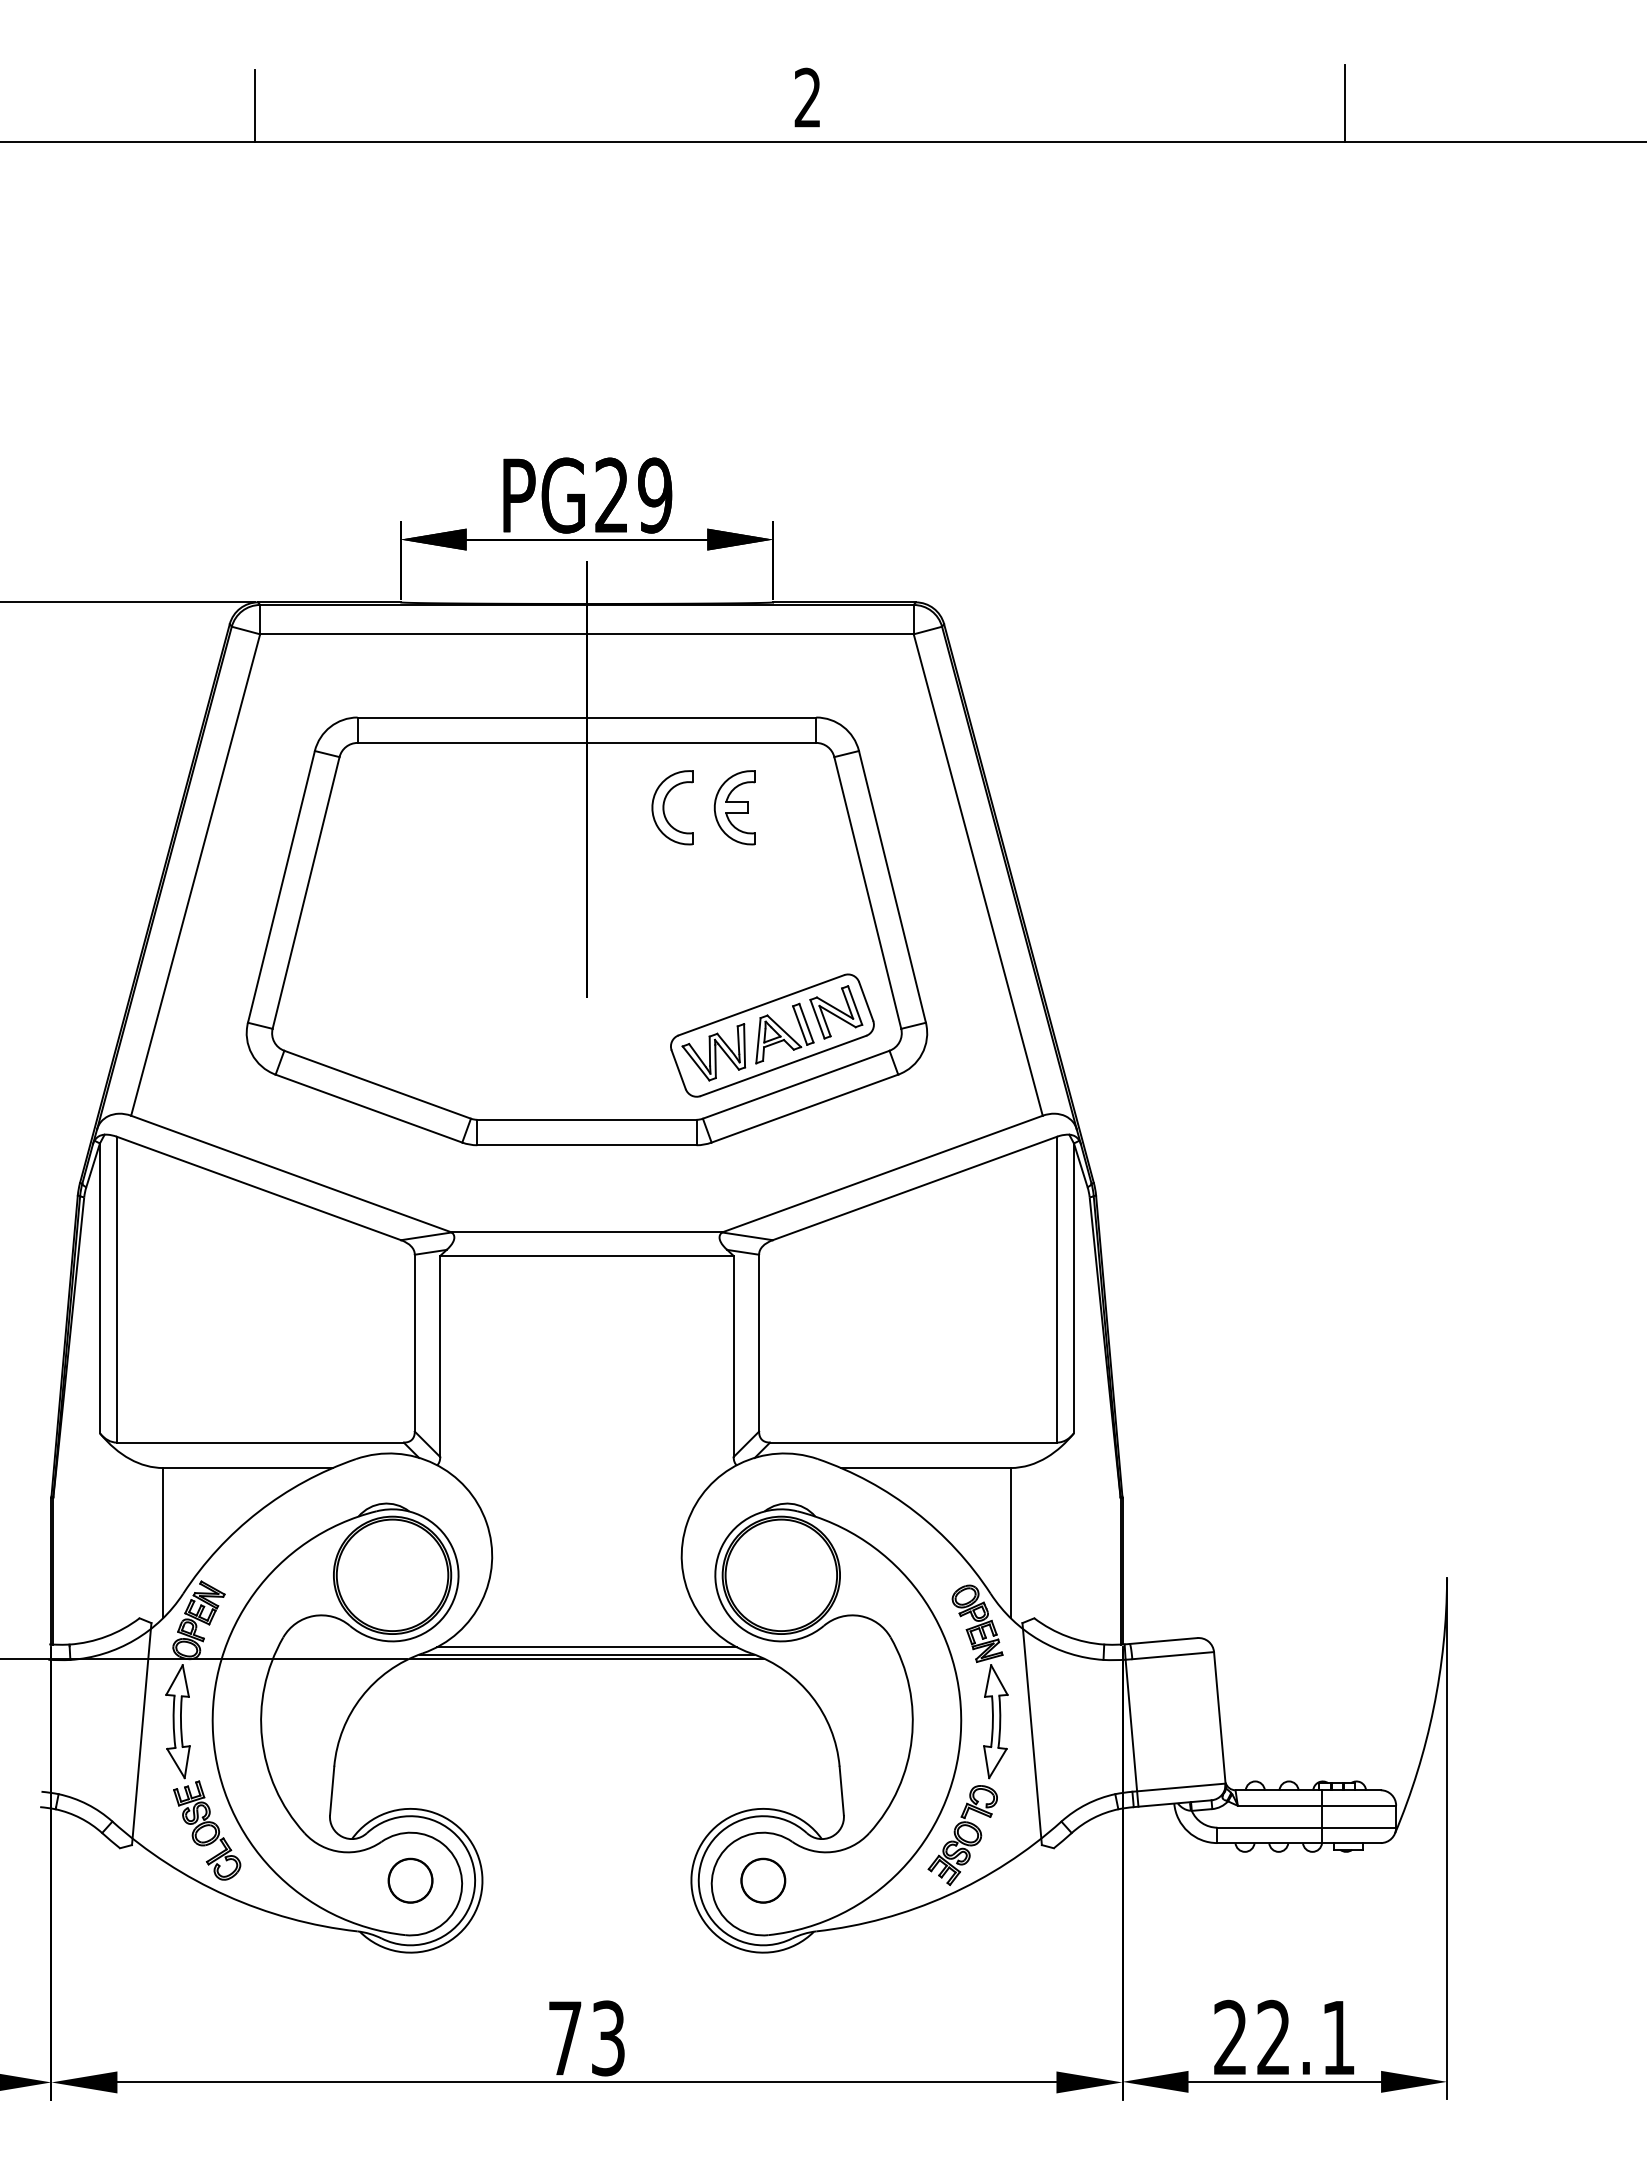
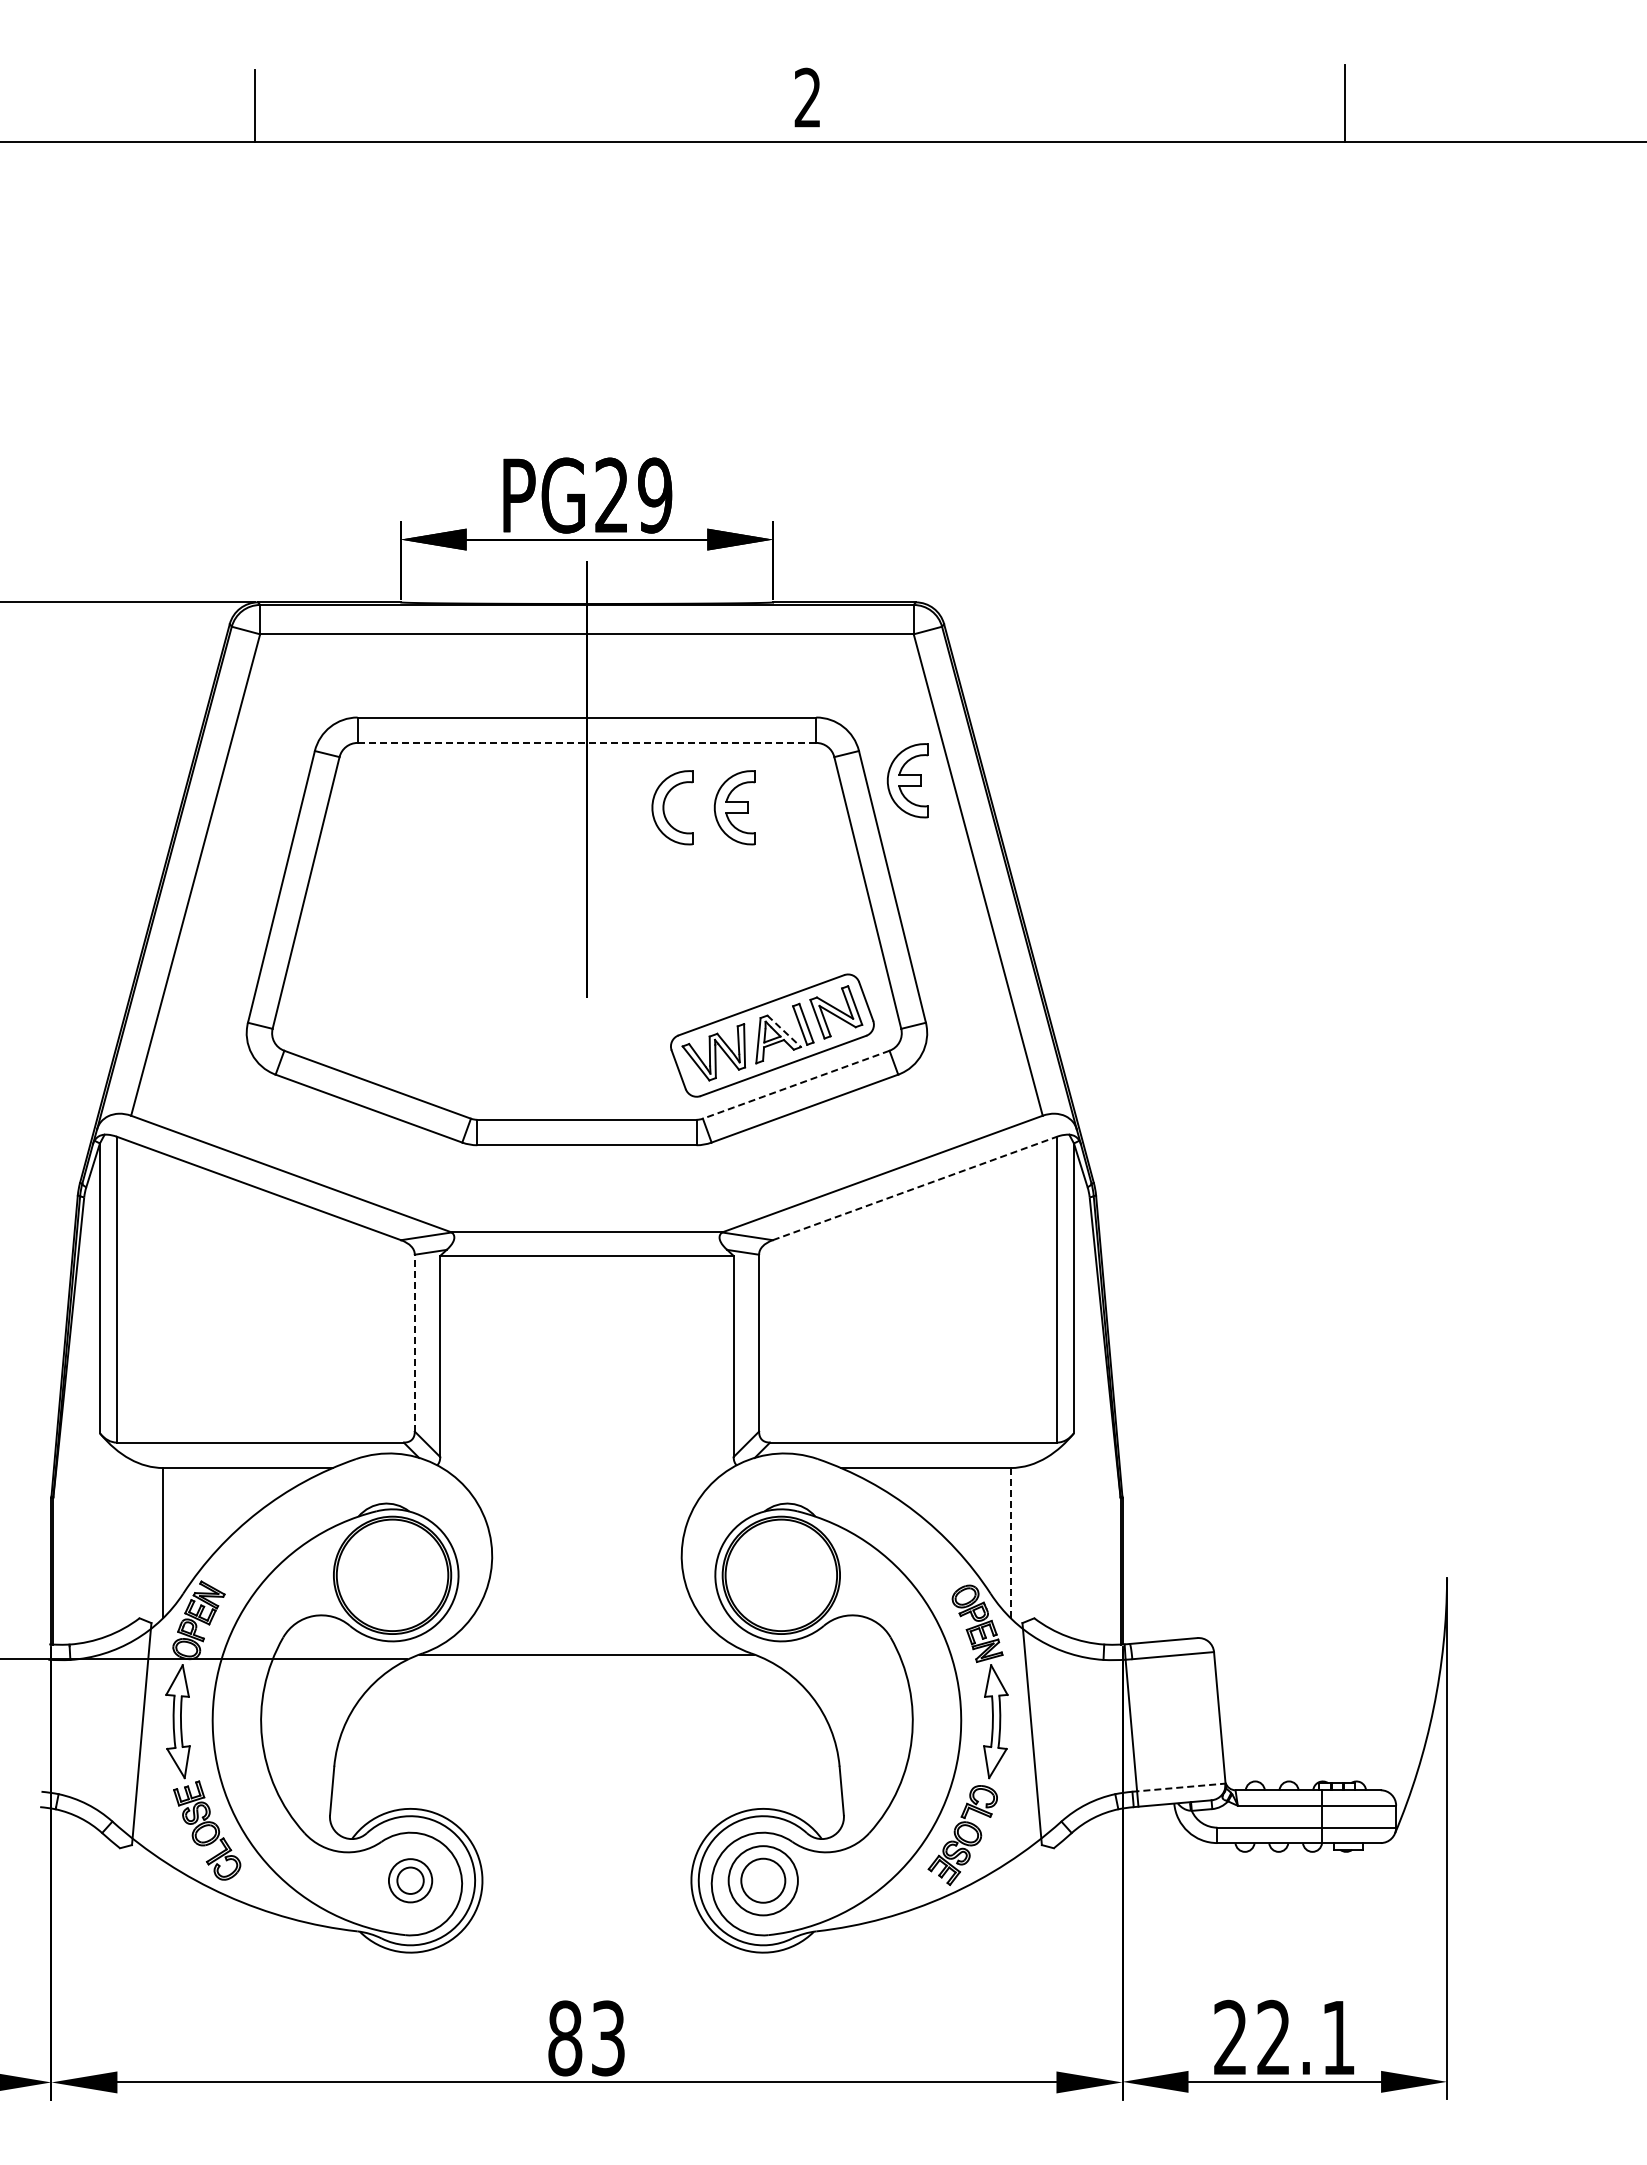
line: solid -> dashed (587, 742)
part: none -> present (907, 780)
line: solid -> dashed (784, 1031)
line: solid -> dashed (795, 1084)
line: solid -> dashed (915, 1188)
line: solid -> dashed (414, 1342)
line: solid -> dashed (1010, 1542)
line: present -> none (586, 1647)
line: present -> none (586, 1658)
line: solid -> dashed (1178, 1787)
circle diameter: 44 px -> 26 px (410, 1880)
circle diameter: 43 px -> 69 px (762, 1880)
text: 73 -> 83 (565, 2038)
